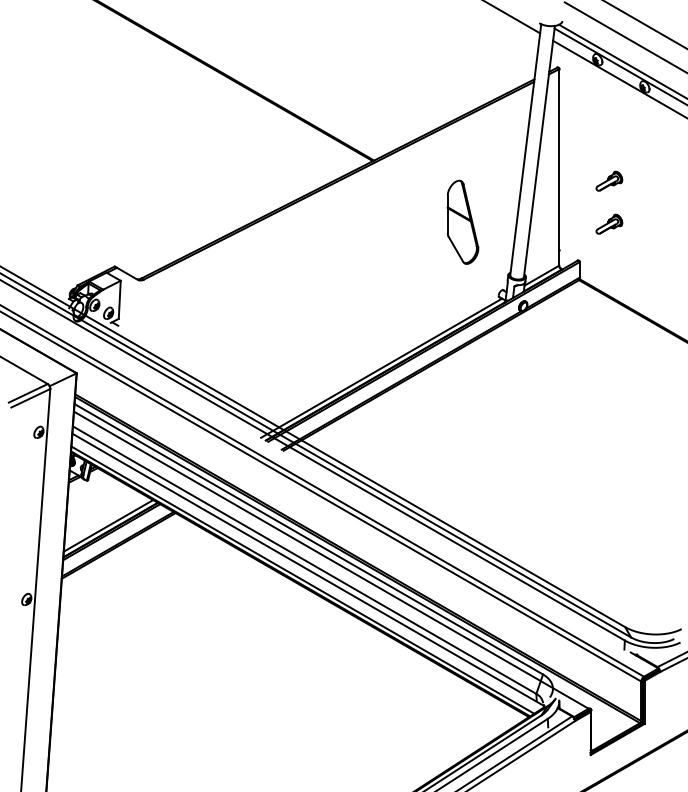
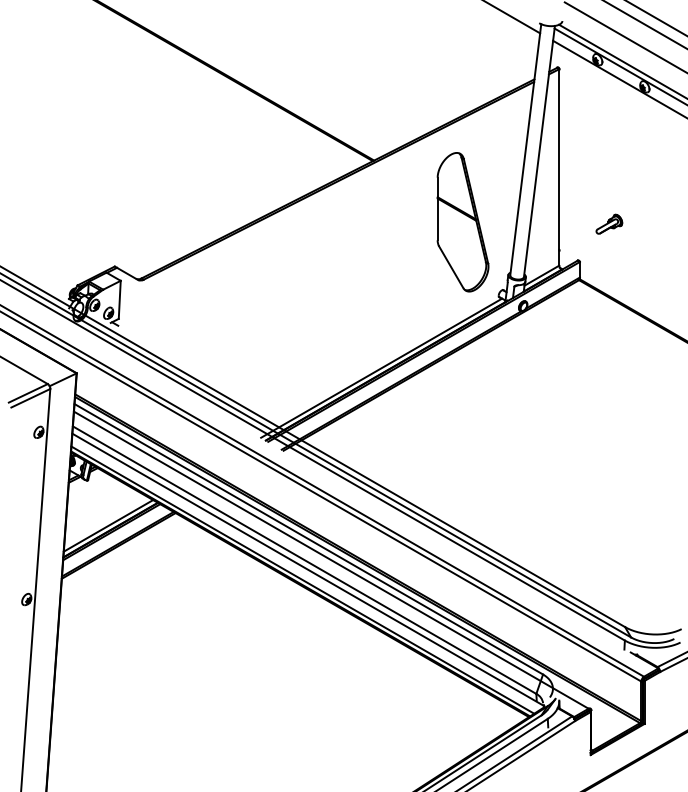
line: none -> present (656, 18)
part: present -> none (609, 180)
part size: 34x86 px -> 54x141 px (462, 222)
